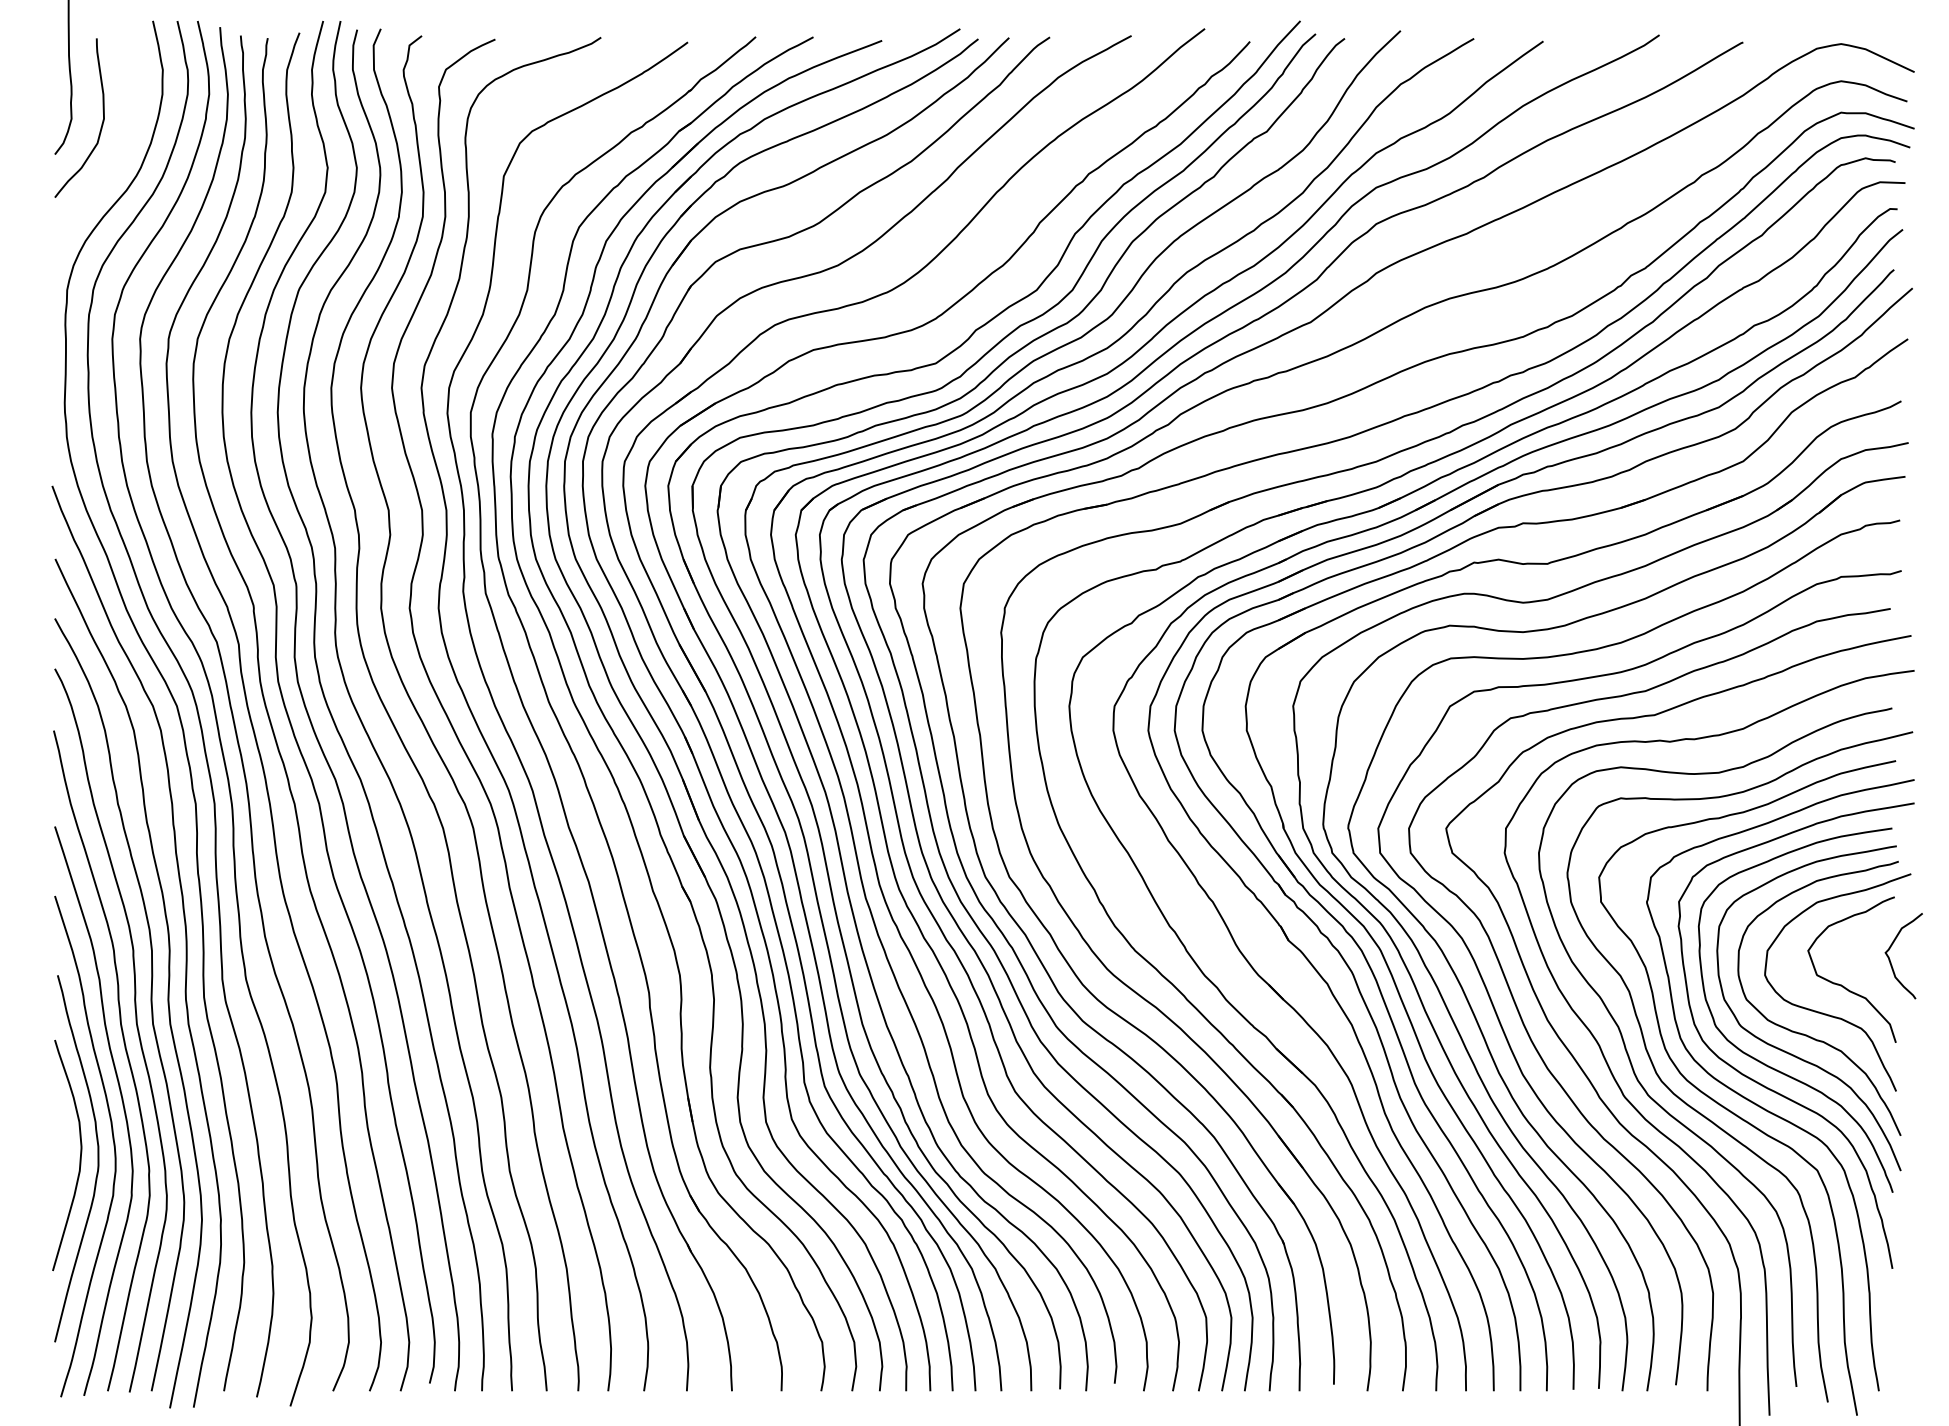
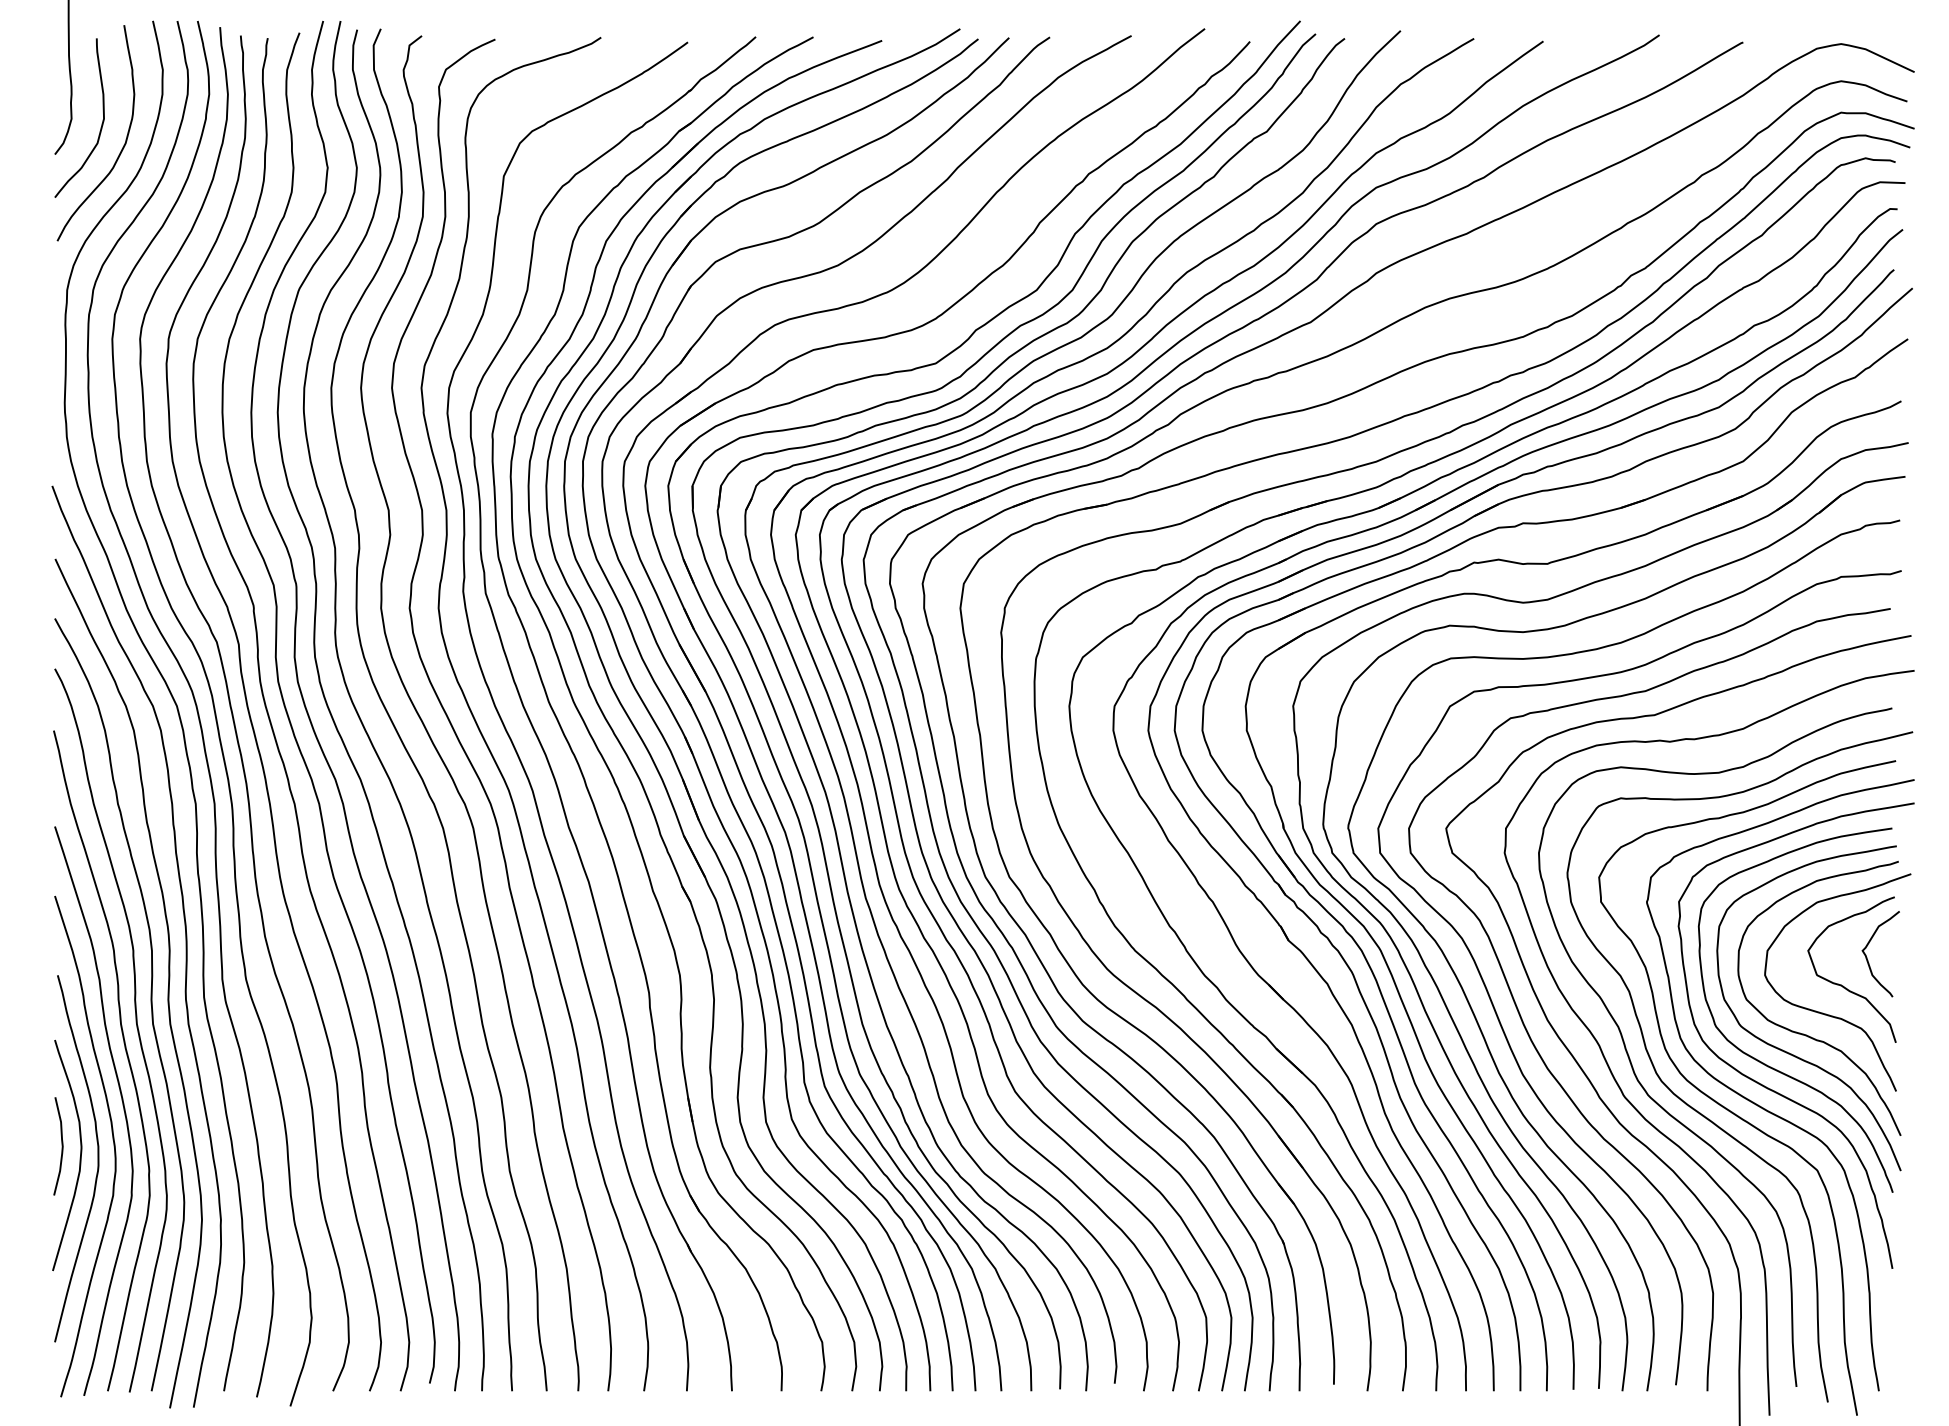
curve: none -> present (122, 147)
curve position: (1890, 959) -> (1867, 957) (1867, 957)
curve: none -> present (61, 1146)
